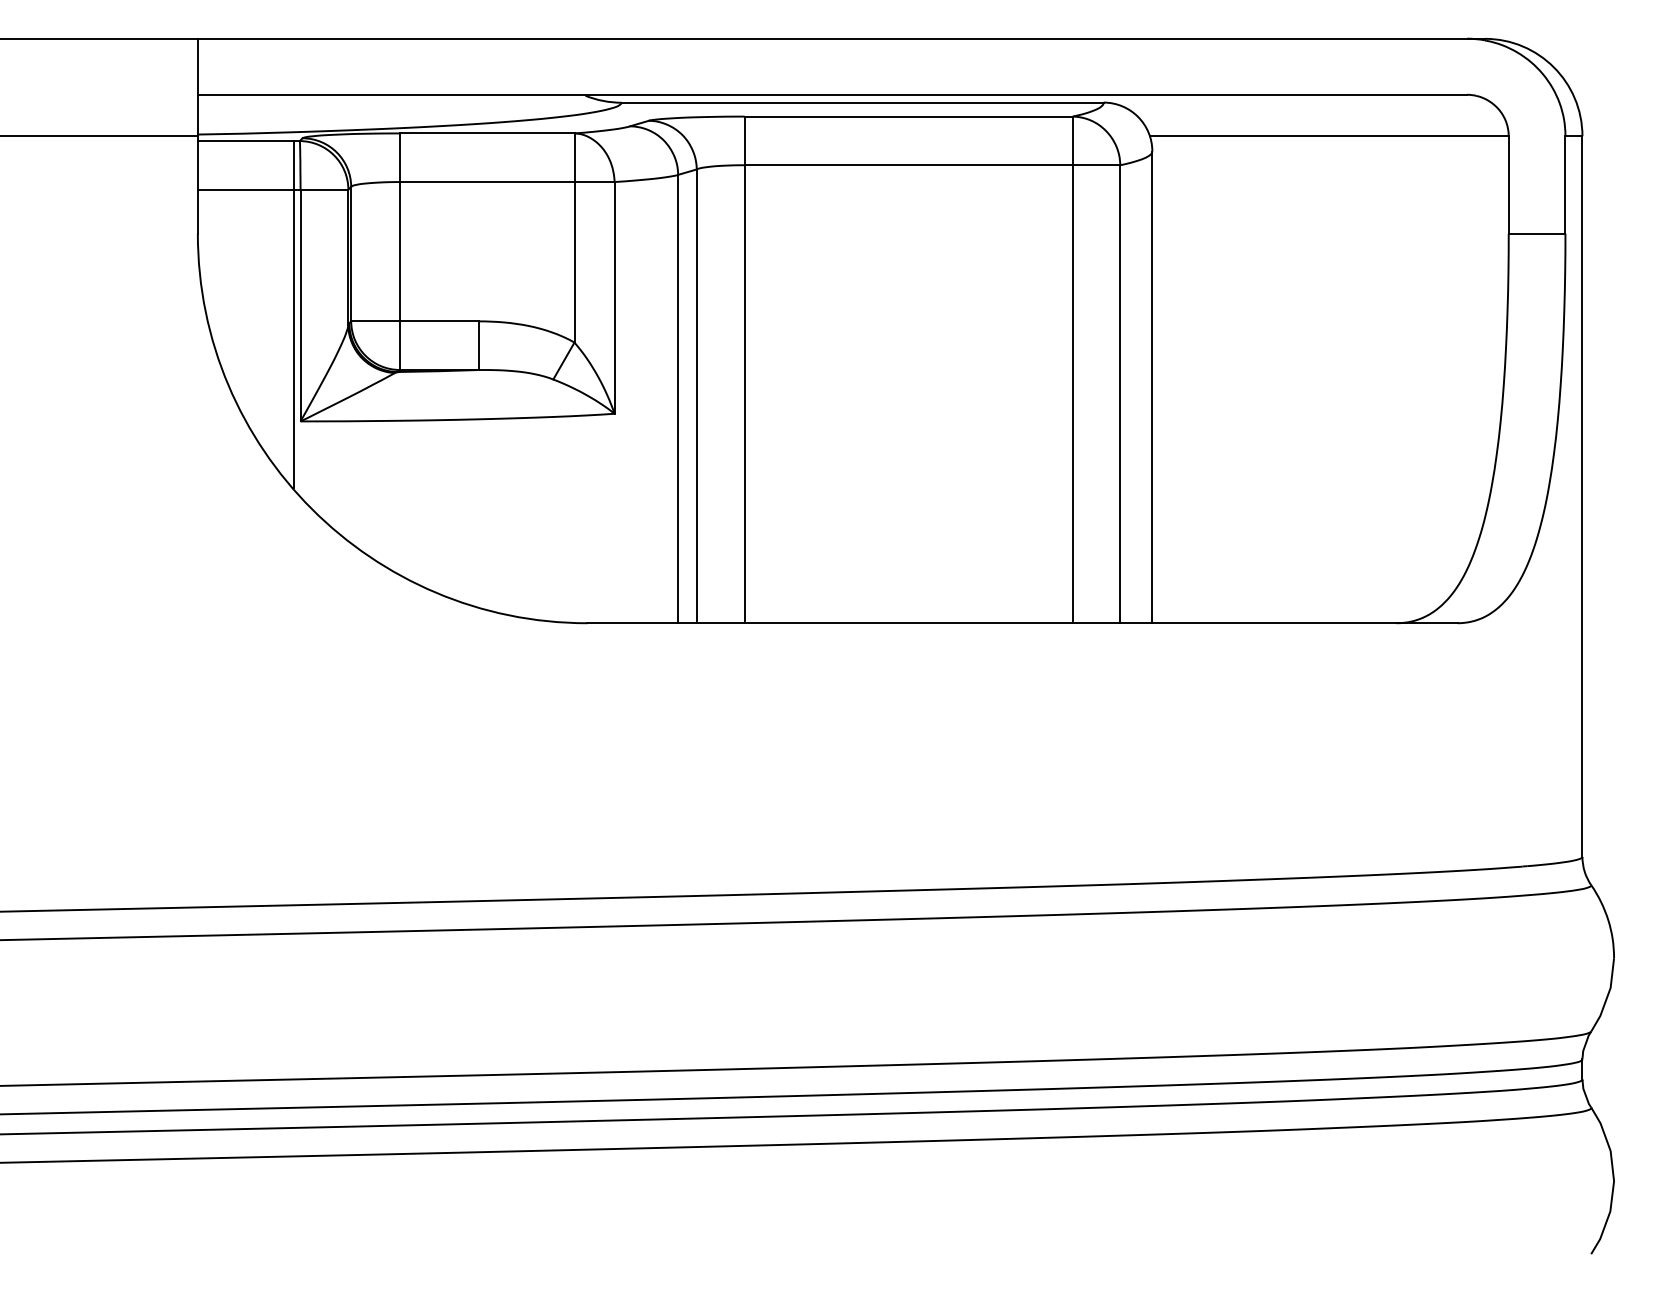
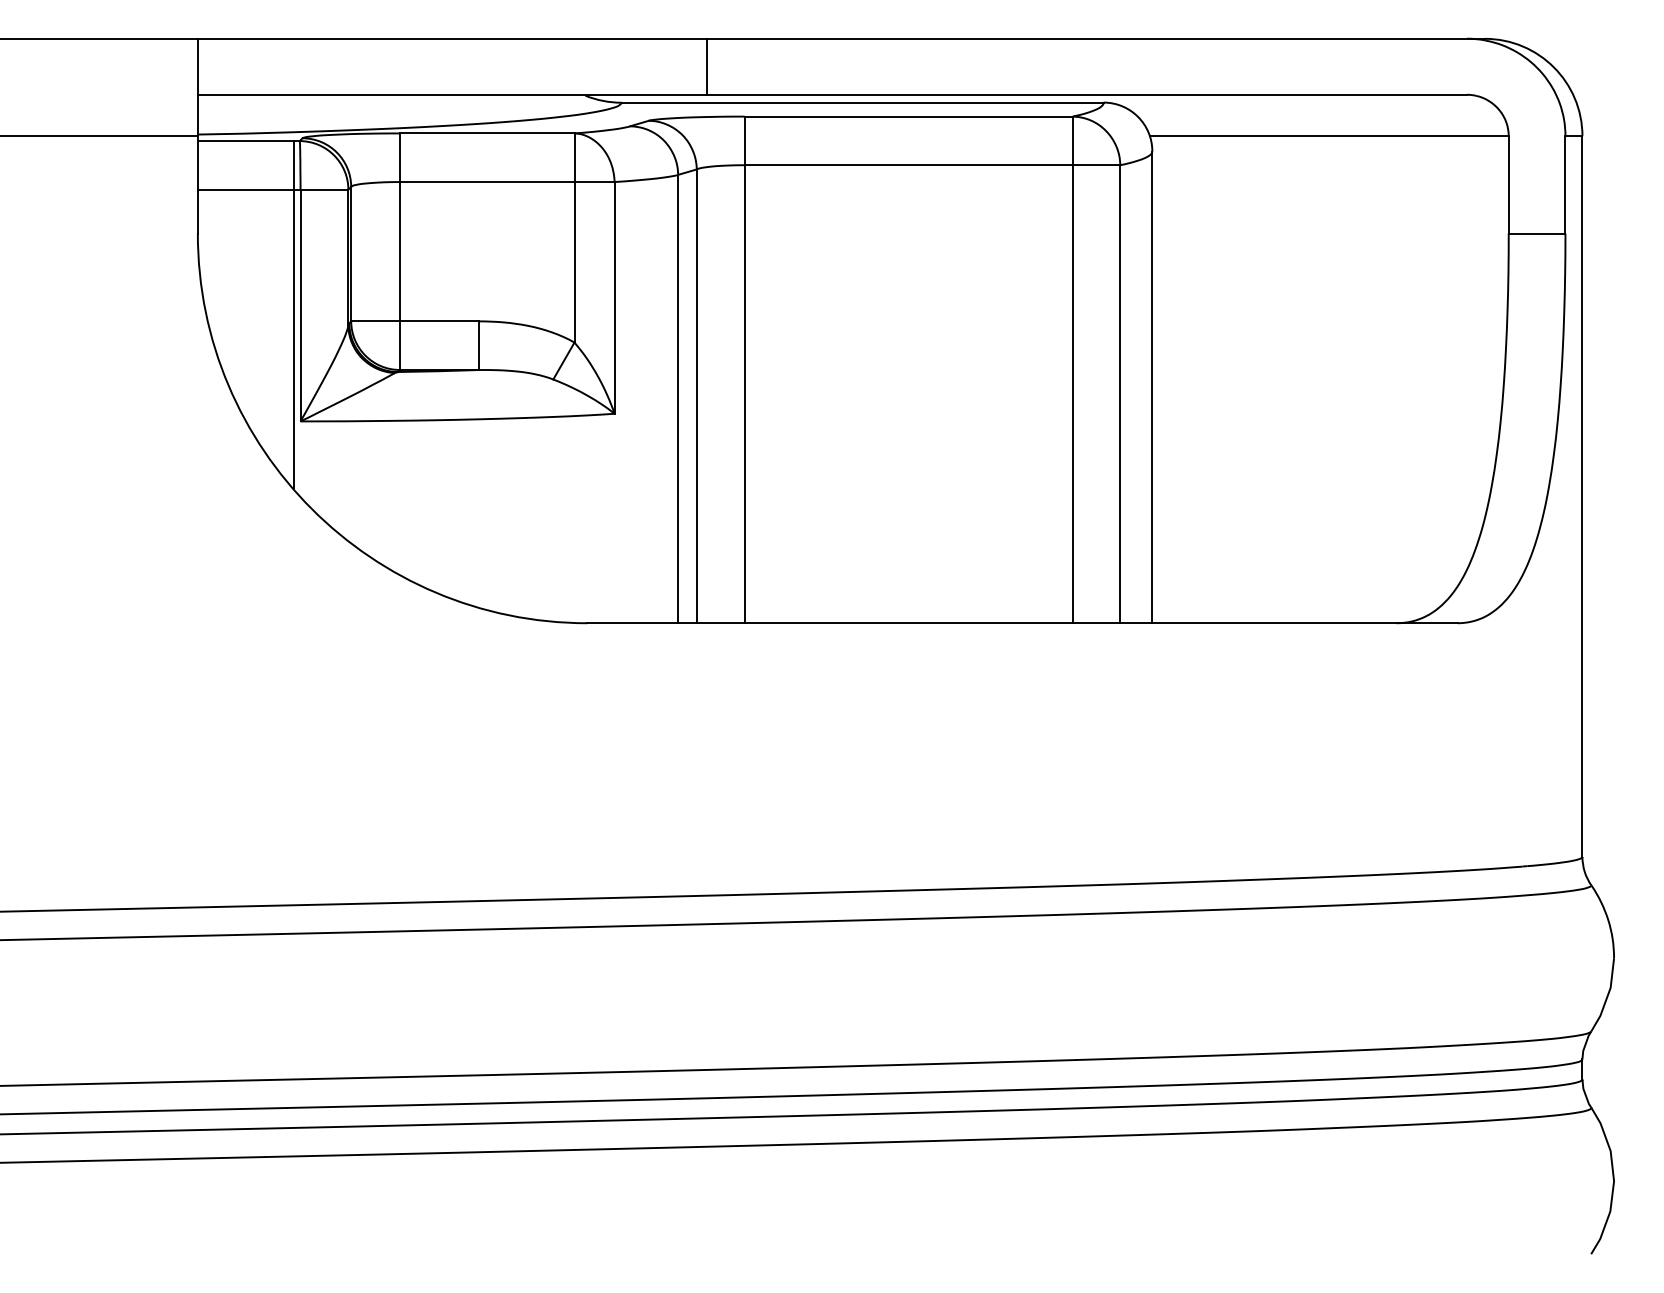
line: none -> present (707, 66)
